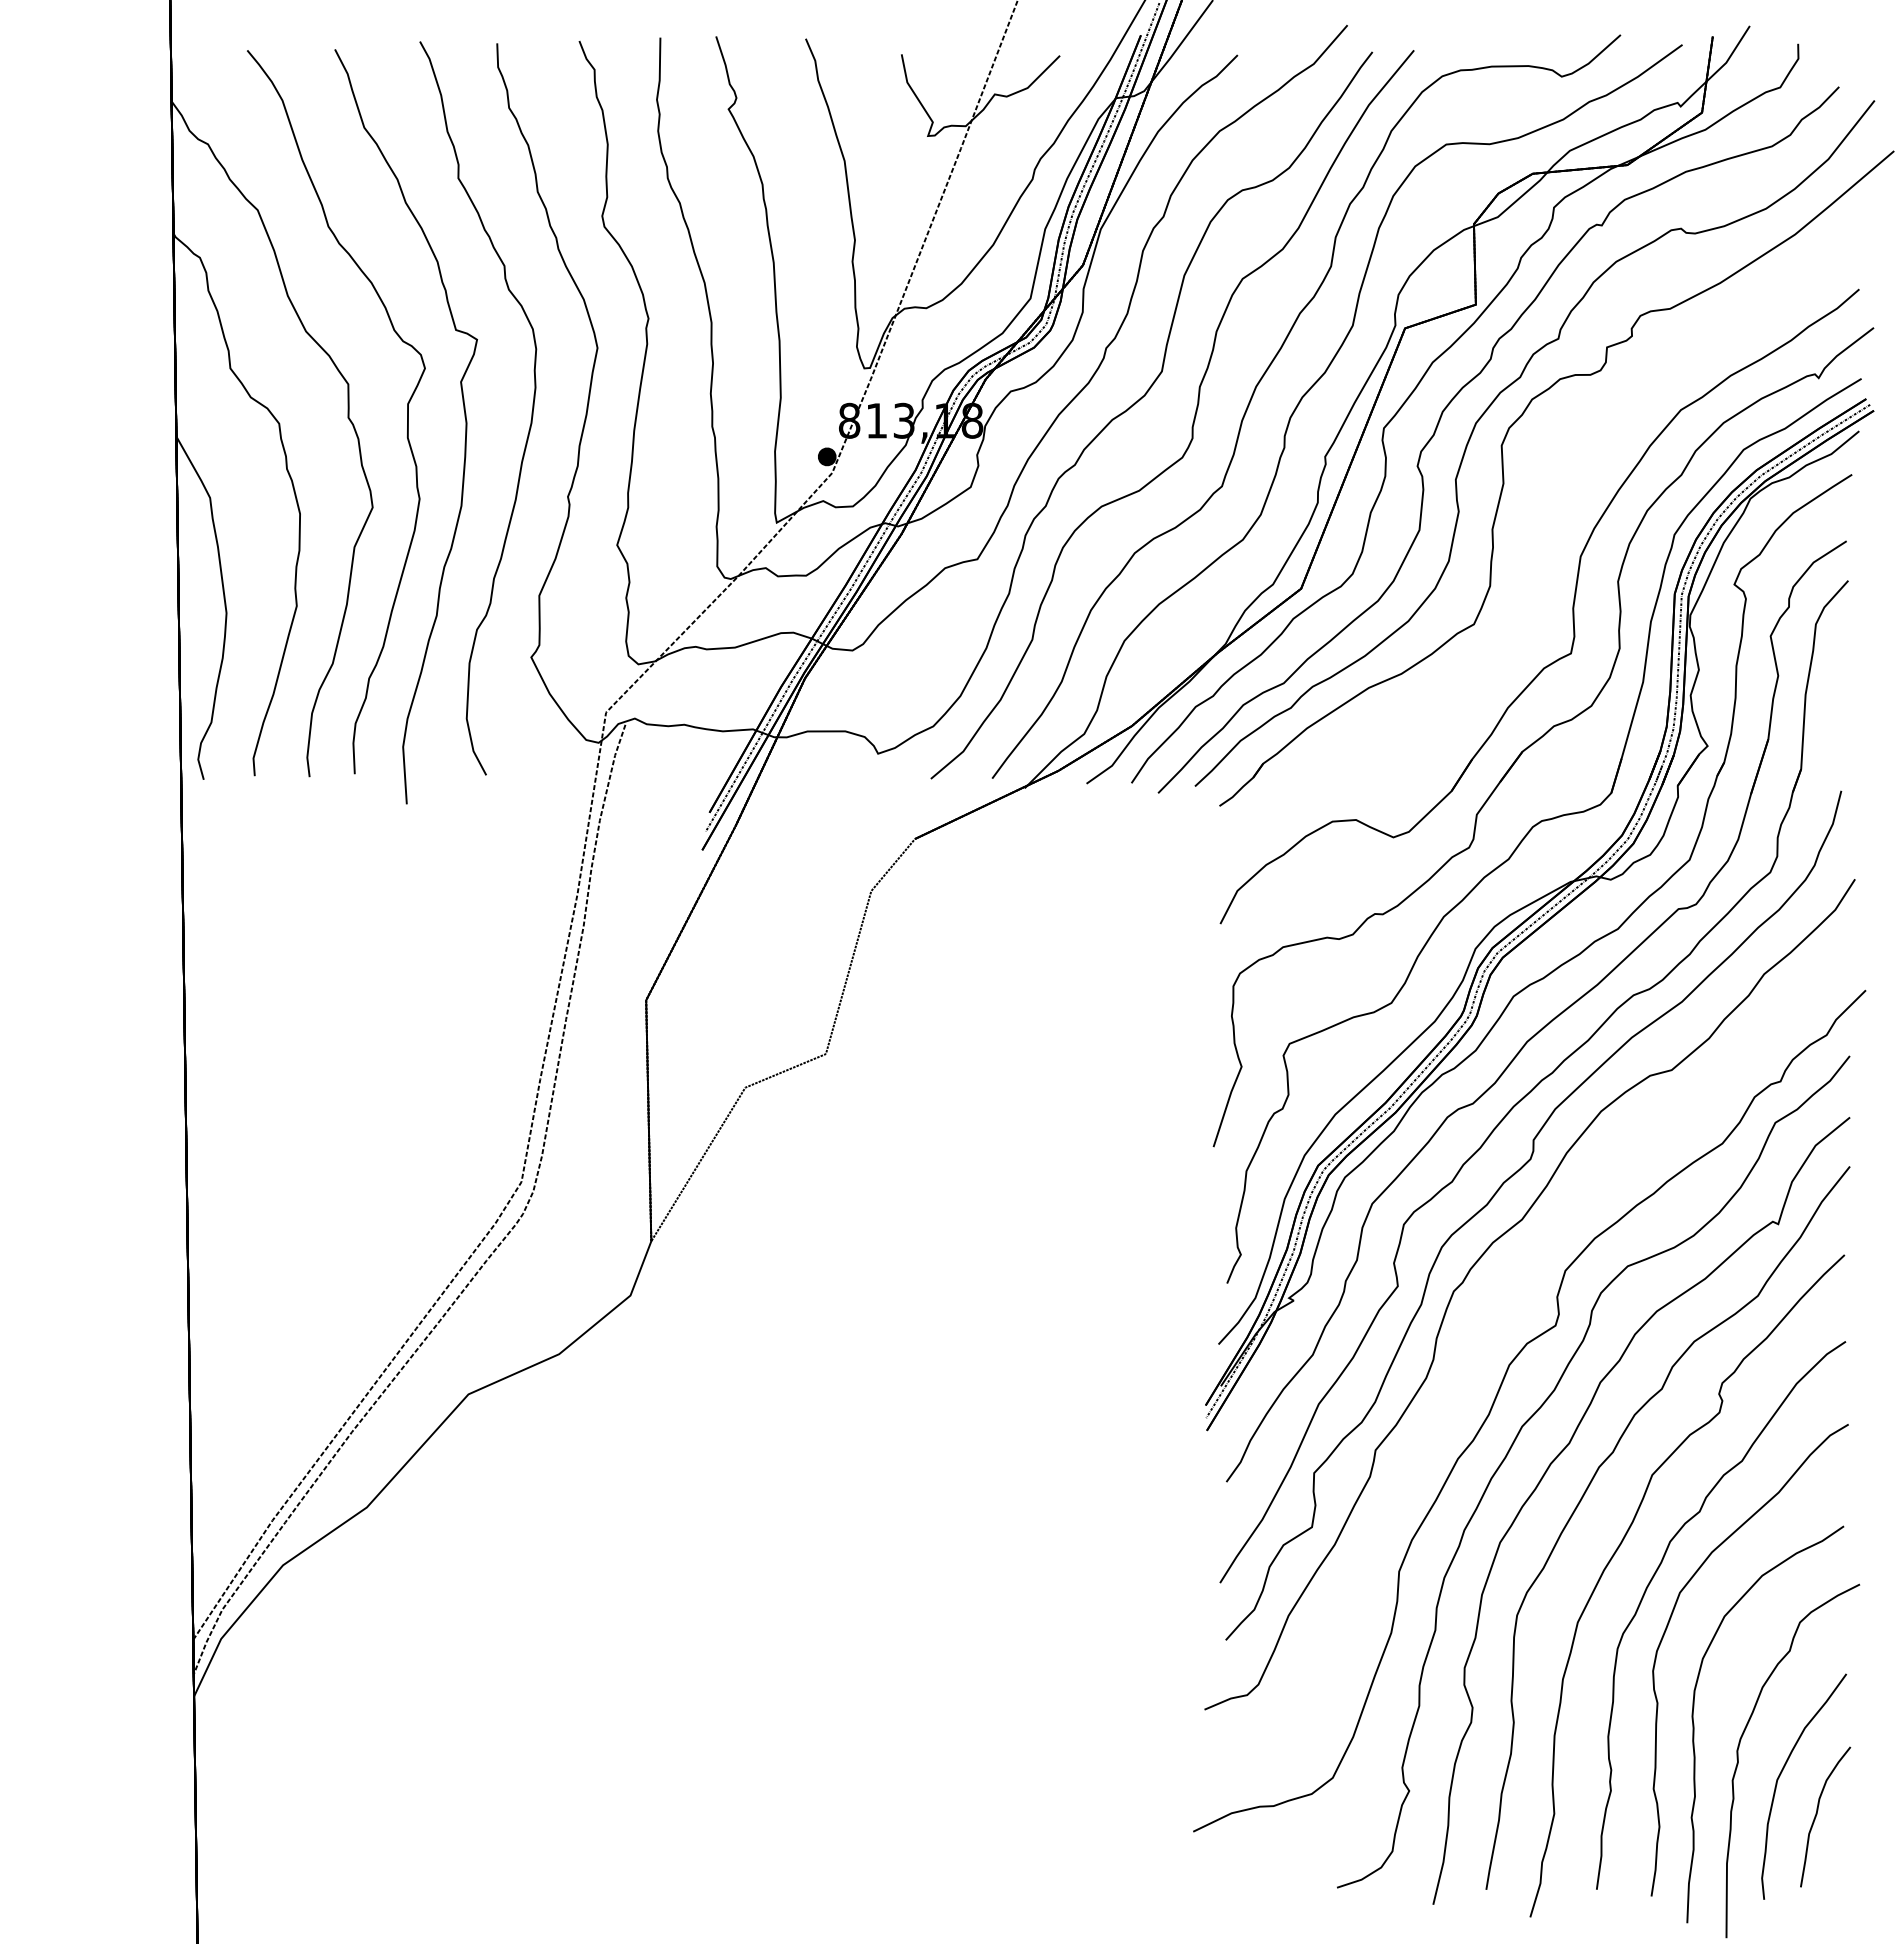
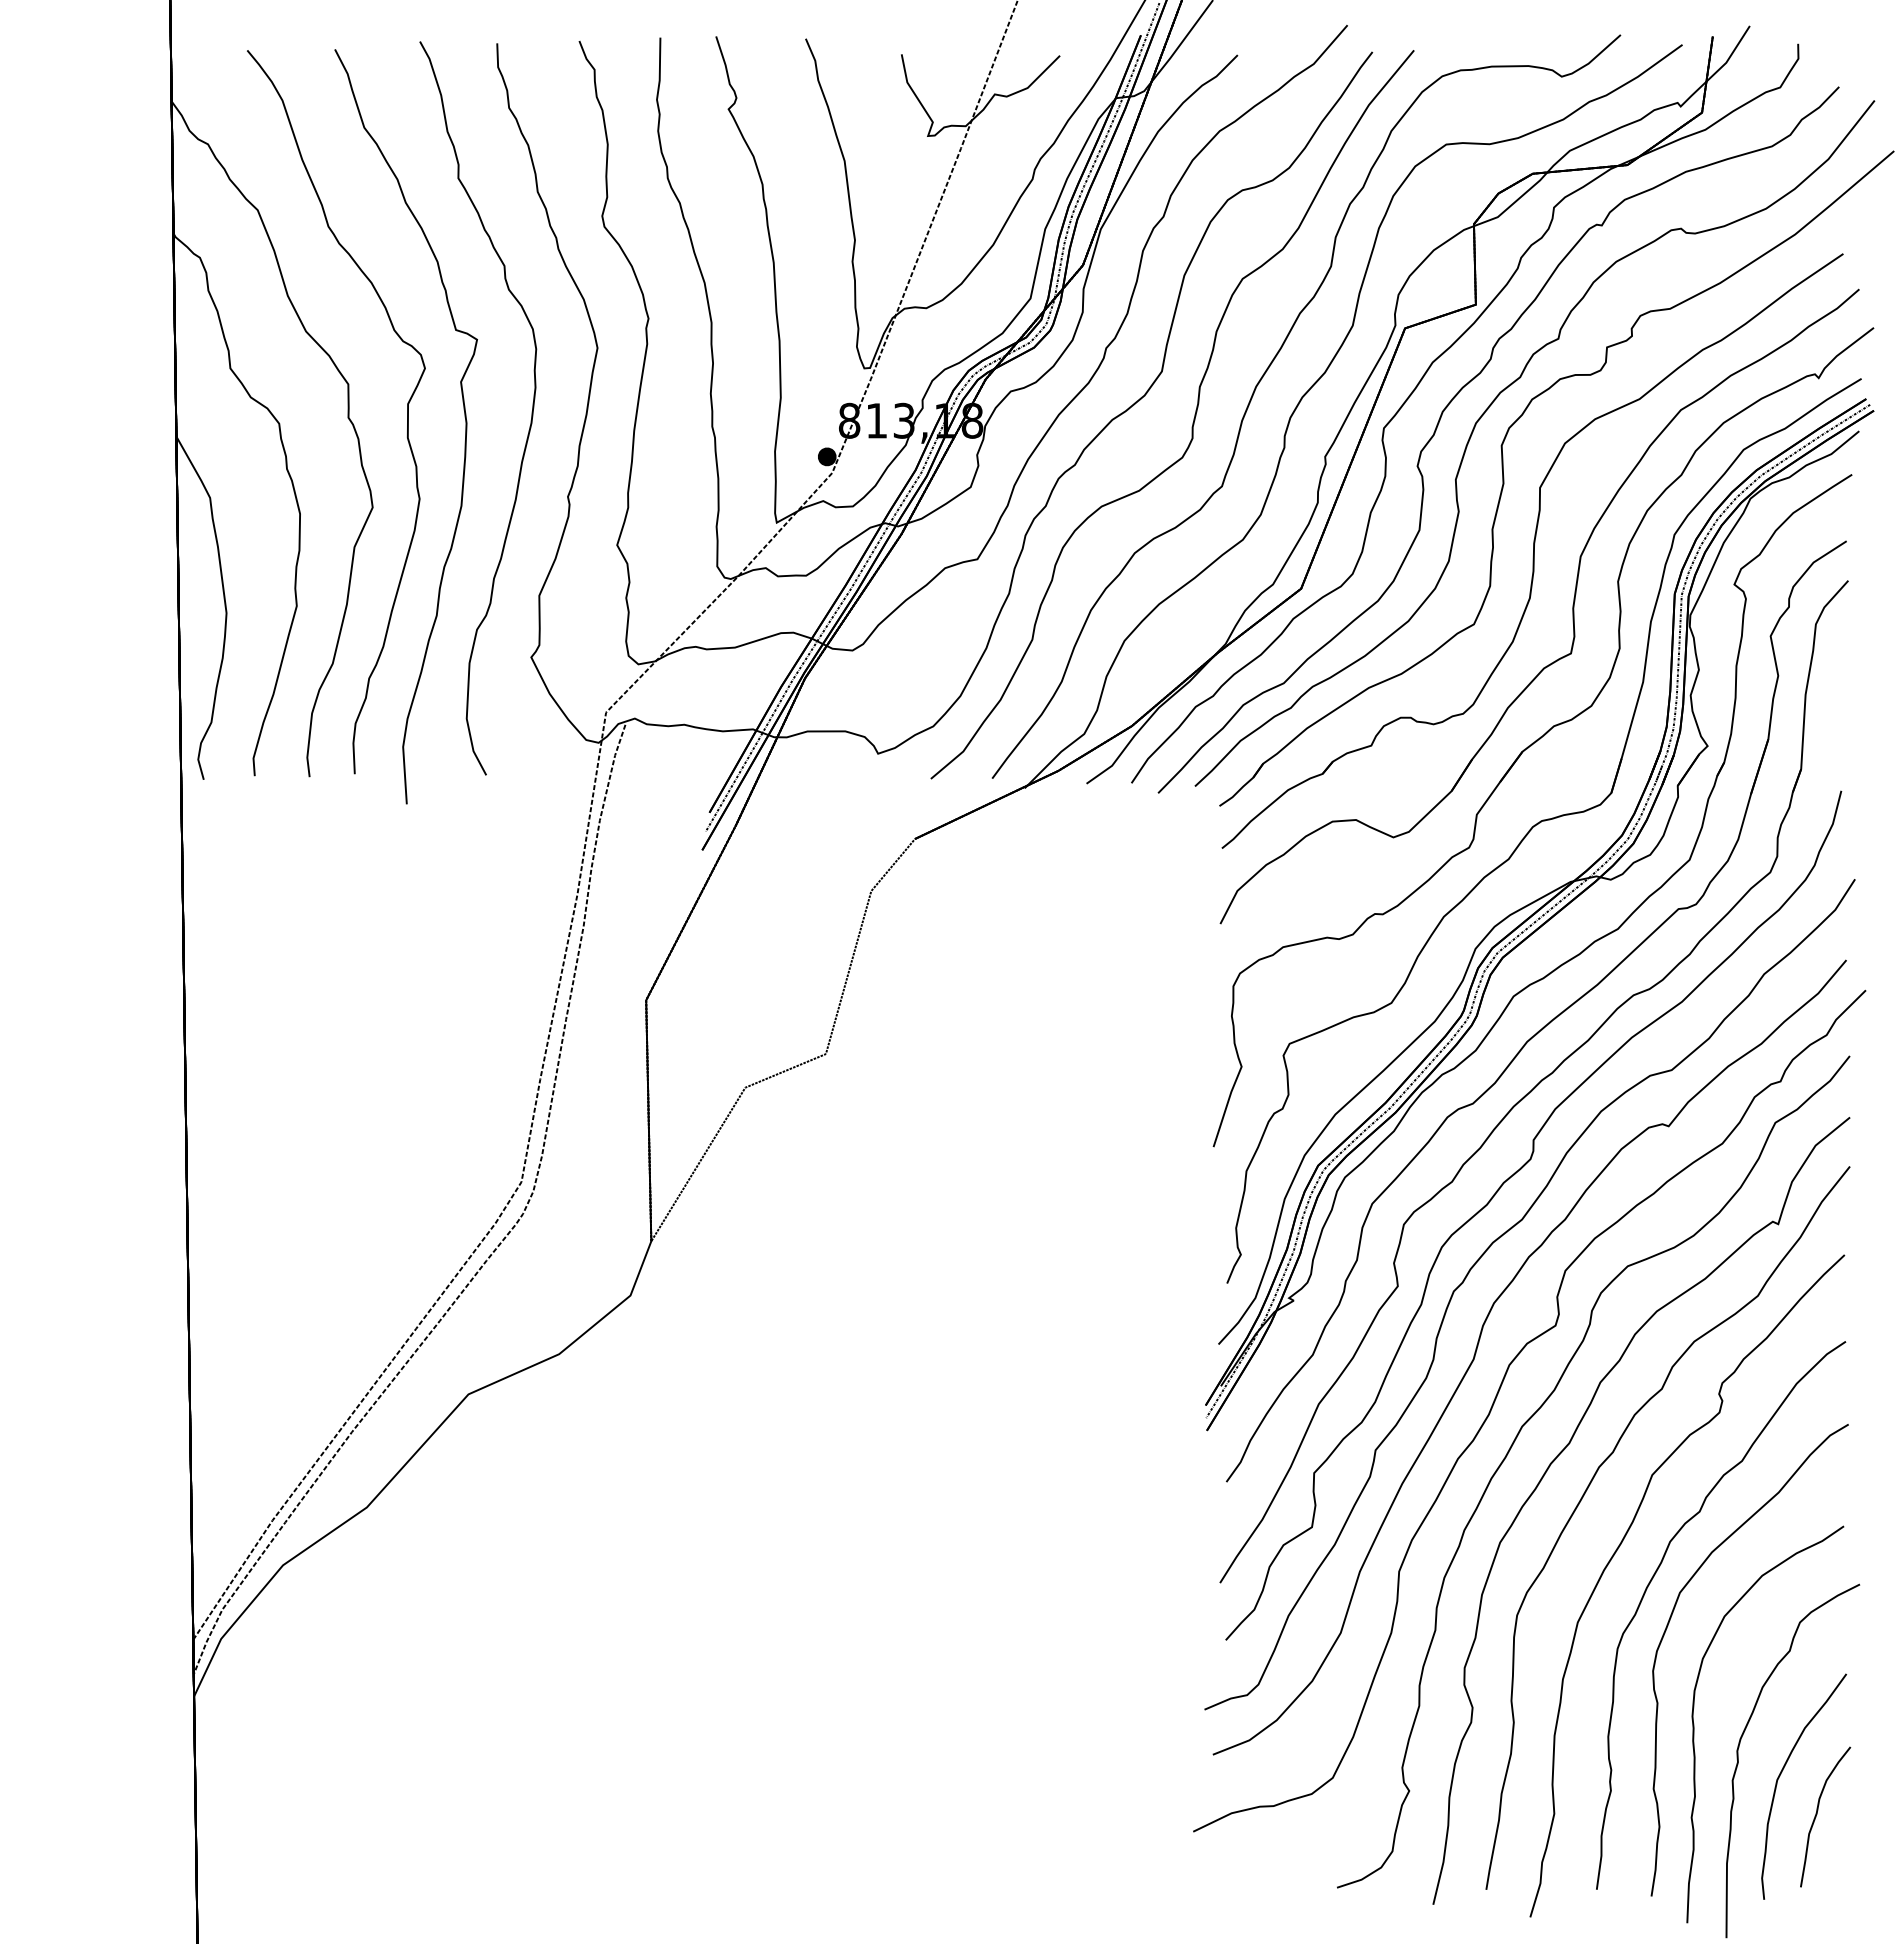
part: none -> present (1532, 550)
part: none -> present (1478, 1346)
